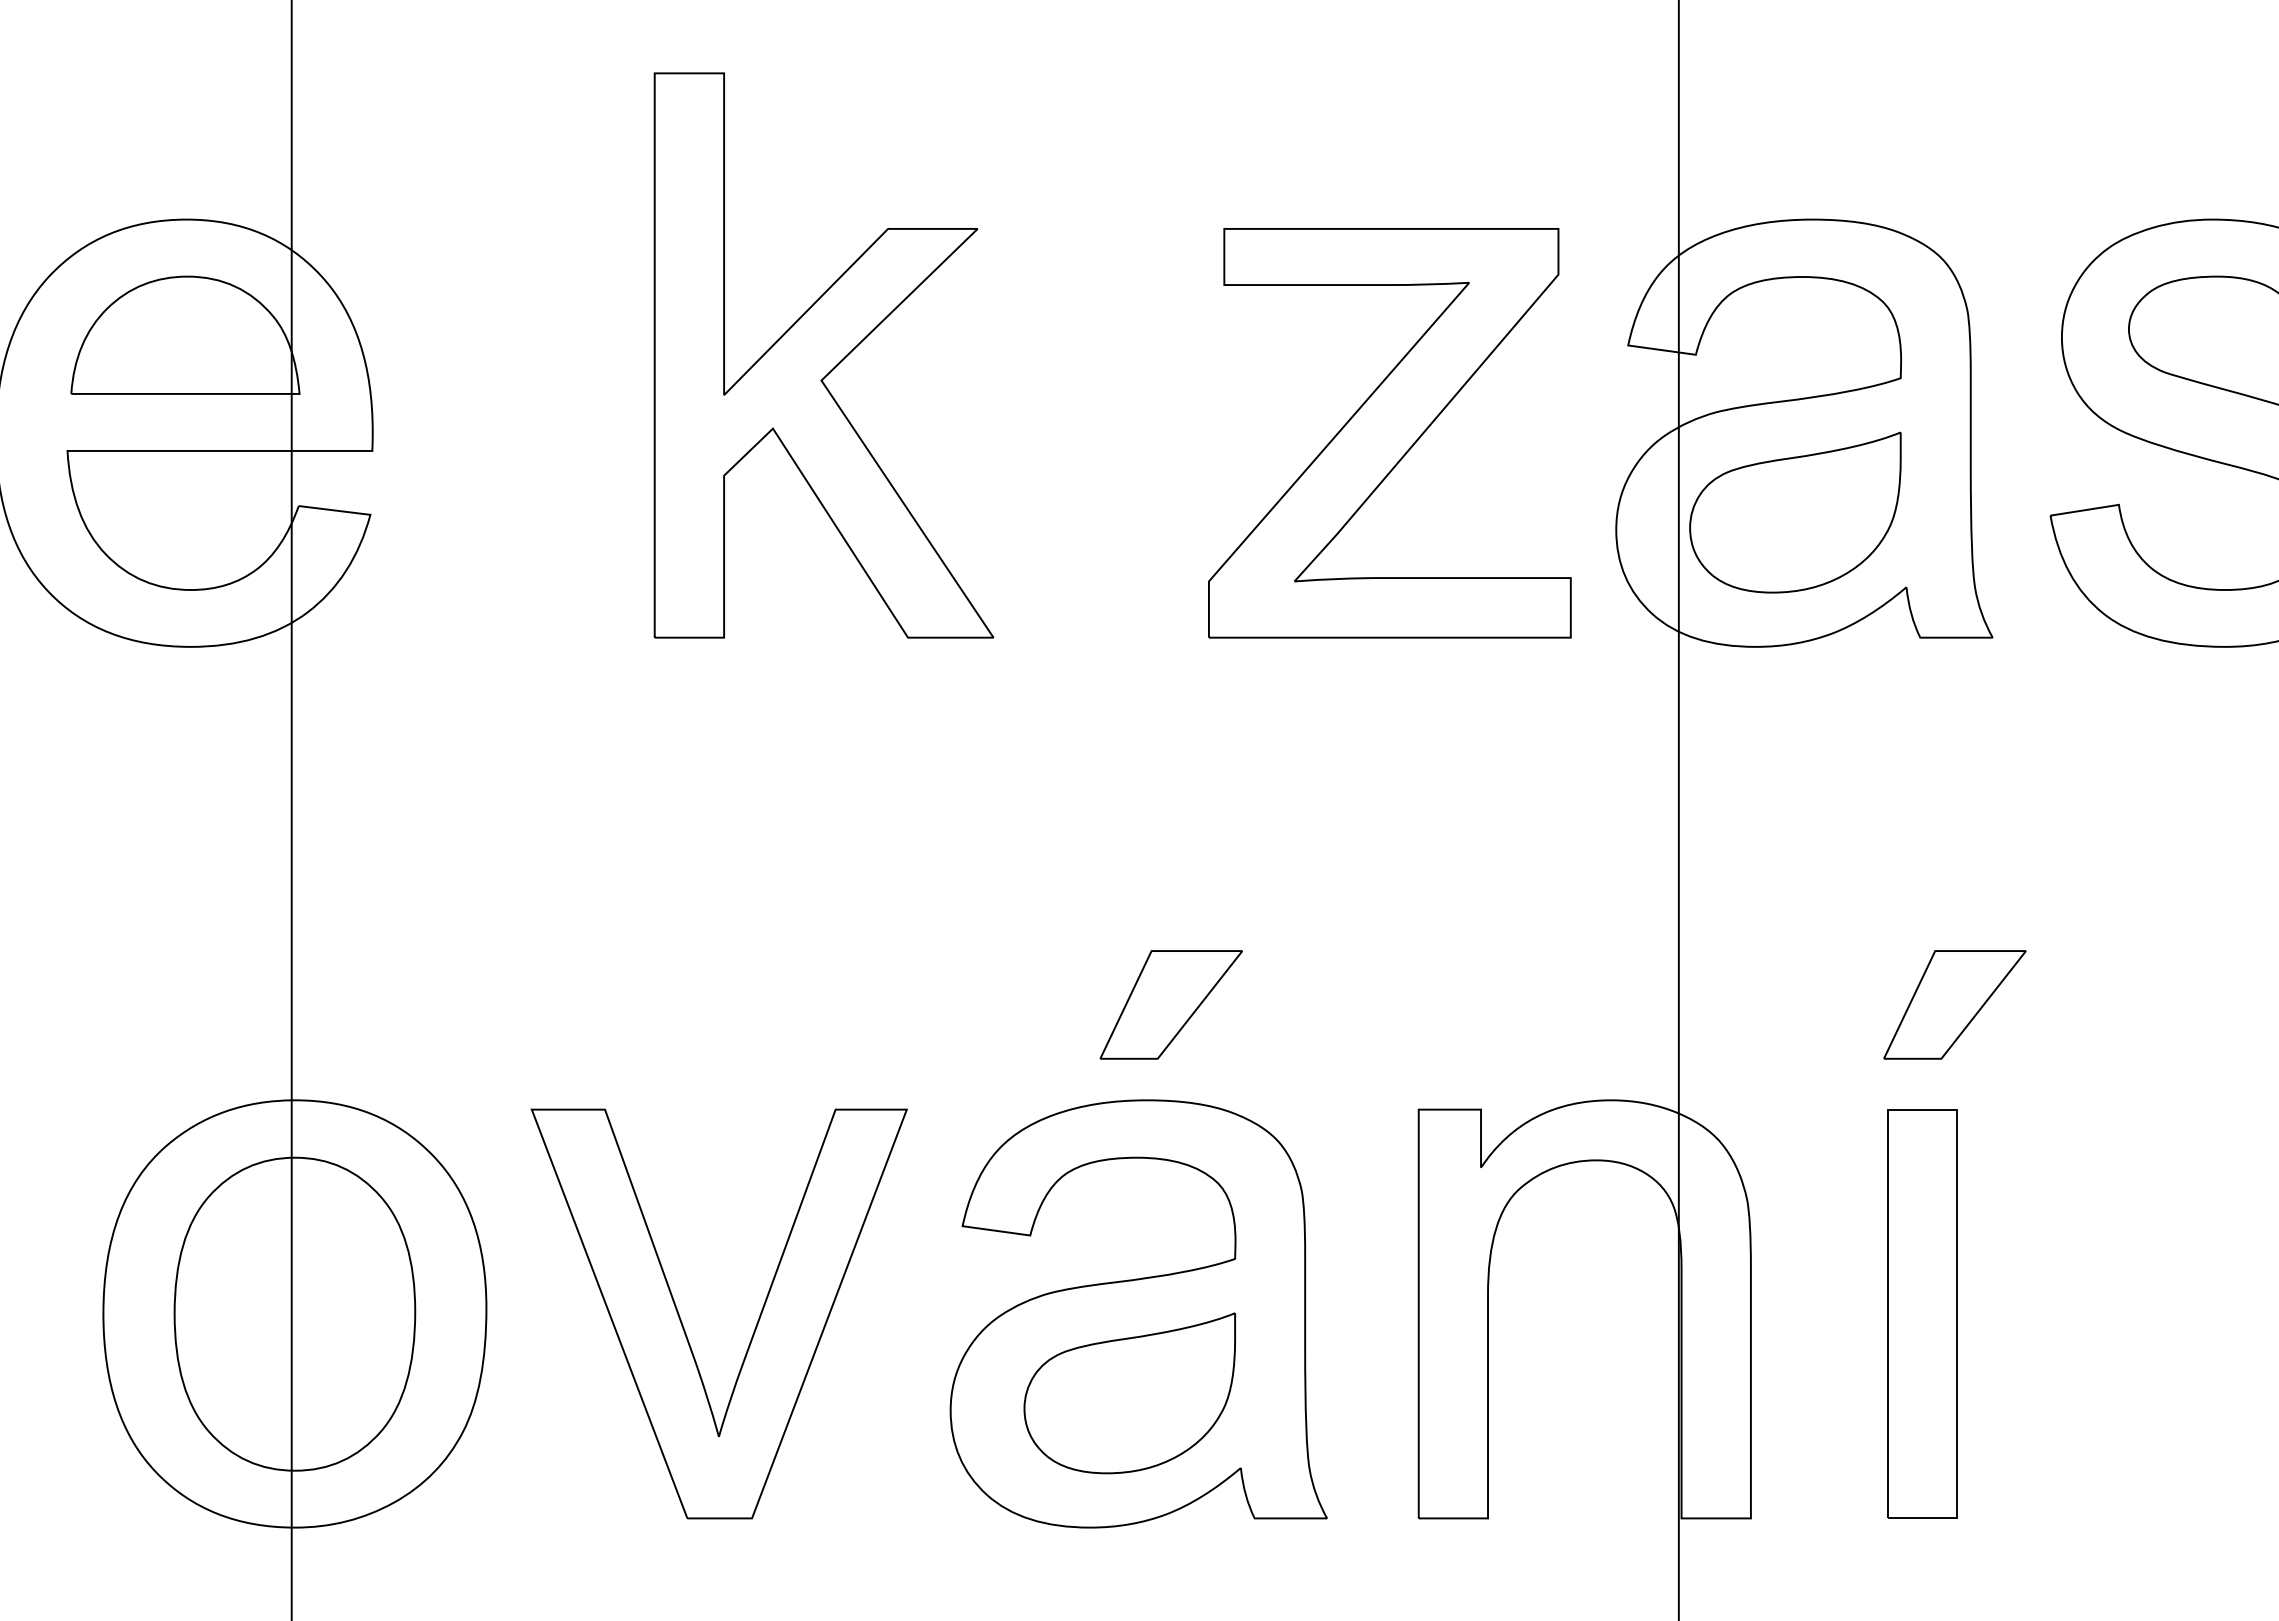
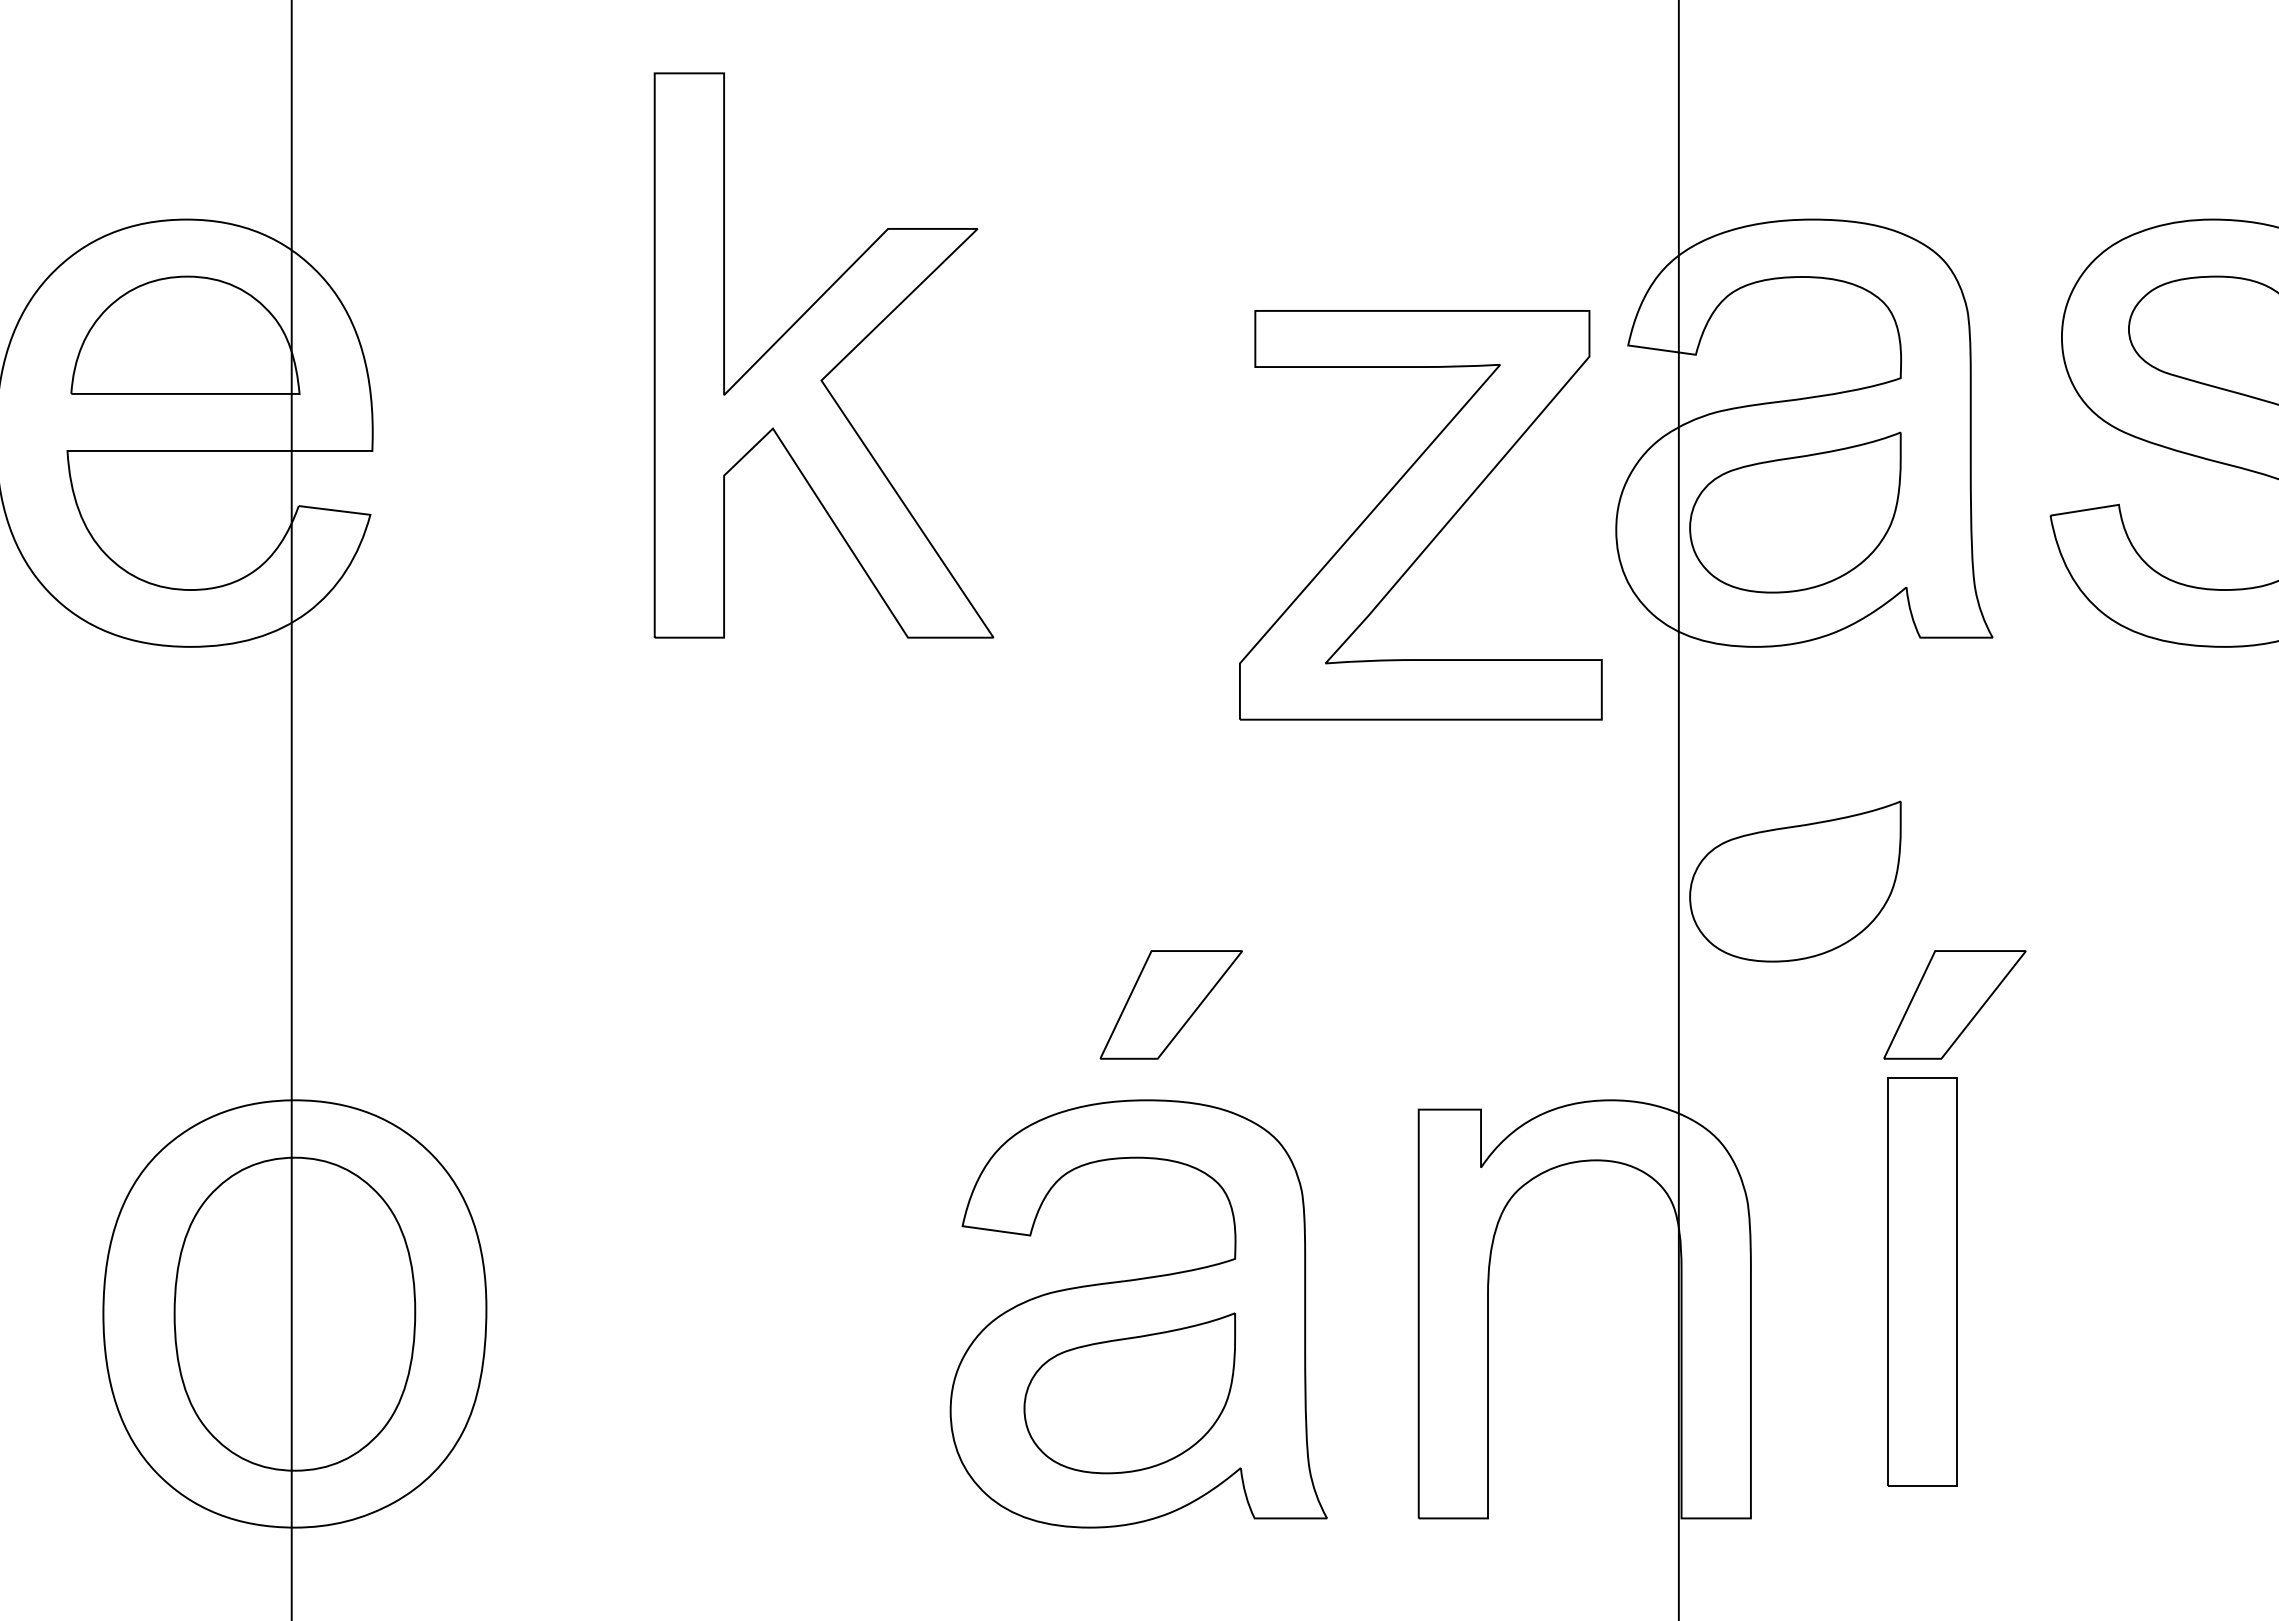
part position: (1389, 433) -> (1420, 515) (1420, 515)
part: none -> present (1795, 881)
part position: (1922, 1313) -> (1922, 1281) (1922, 1281)
part: present -> none (684, 1327)
